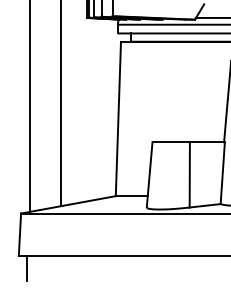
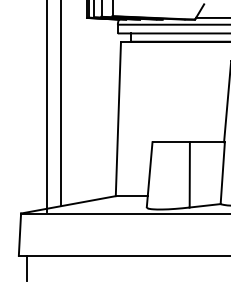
line position: (30, 106) -> (47, 106) (47, 106)
